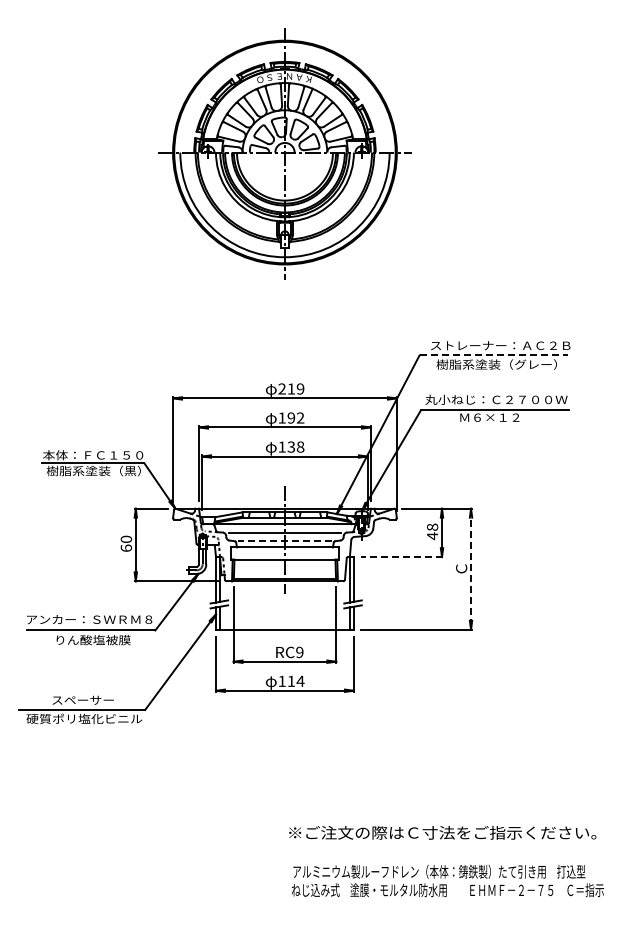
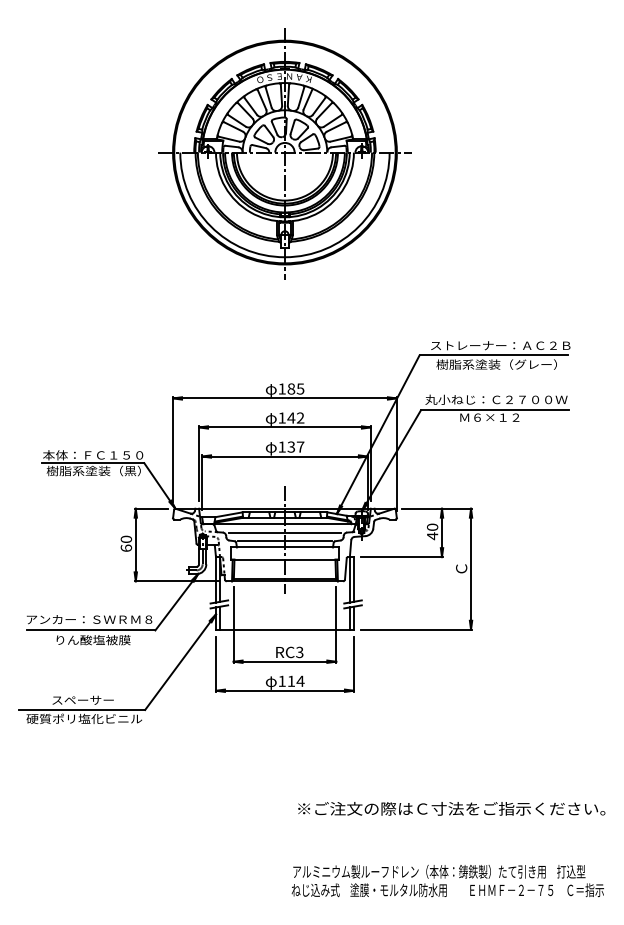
line: dashed -> solid (494, 355)
text: 219 -> 185 (291, 388)
text: 192 -> 142 (291, 417)
text: 138 -> 137 (300, 446)
text: 48 -> 40 (432, 526)
line: dashed -> solid (284, 541)
line: dashed -> solid (402, 557)
line: dashed -> solid (471, 569)
text: RC9 -> RC3 (299, 652)
text position: (442, 832) -> (451, 808) (451, 808)
